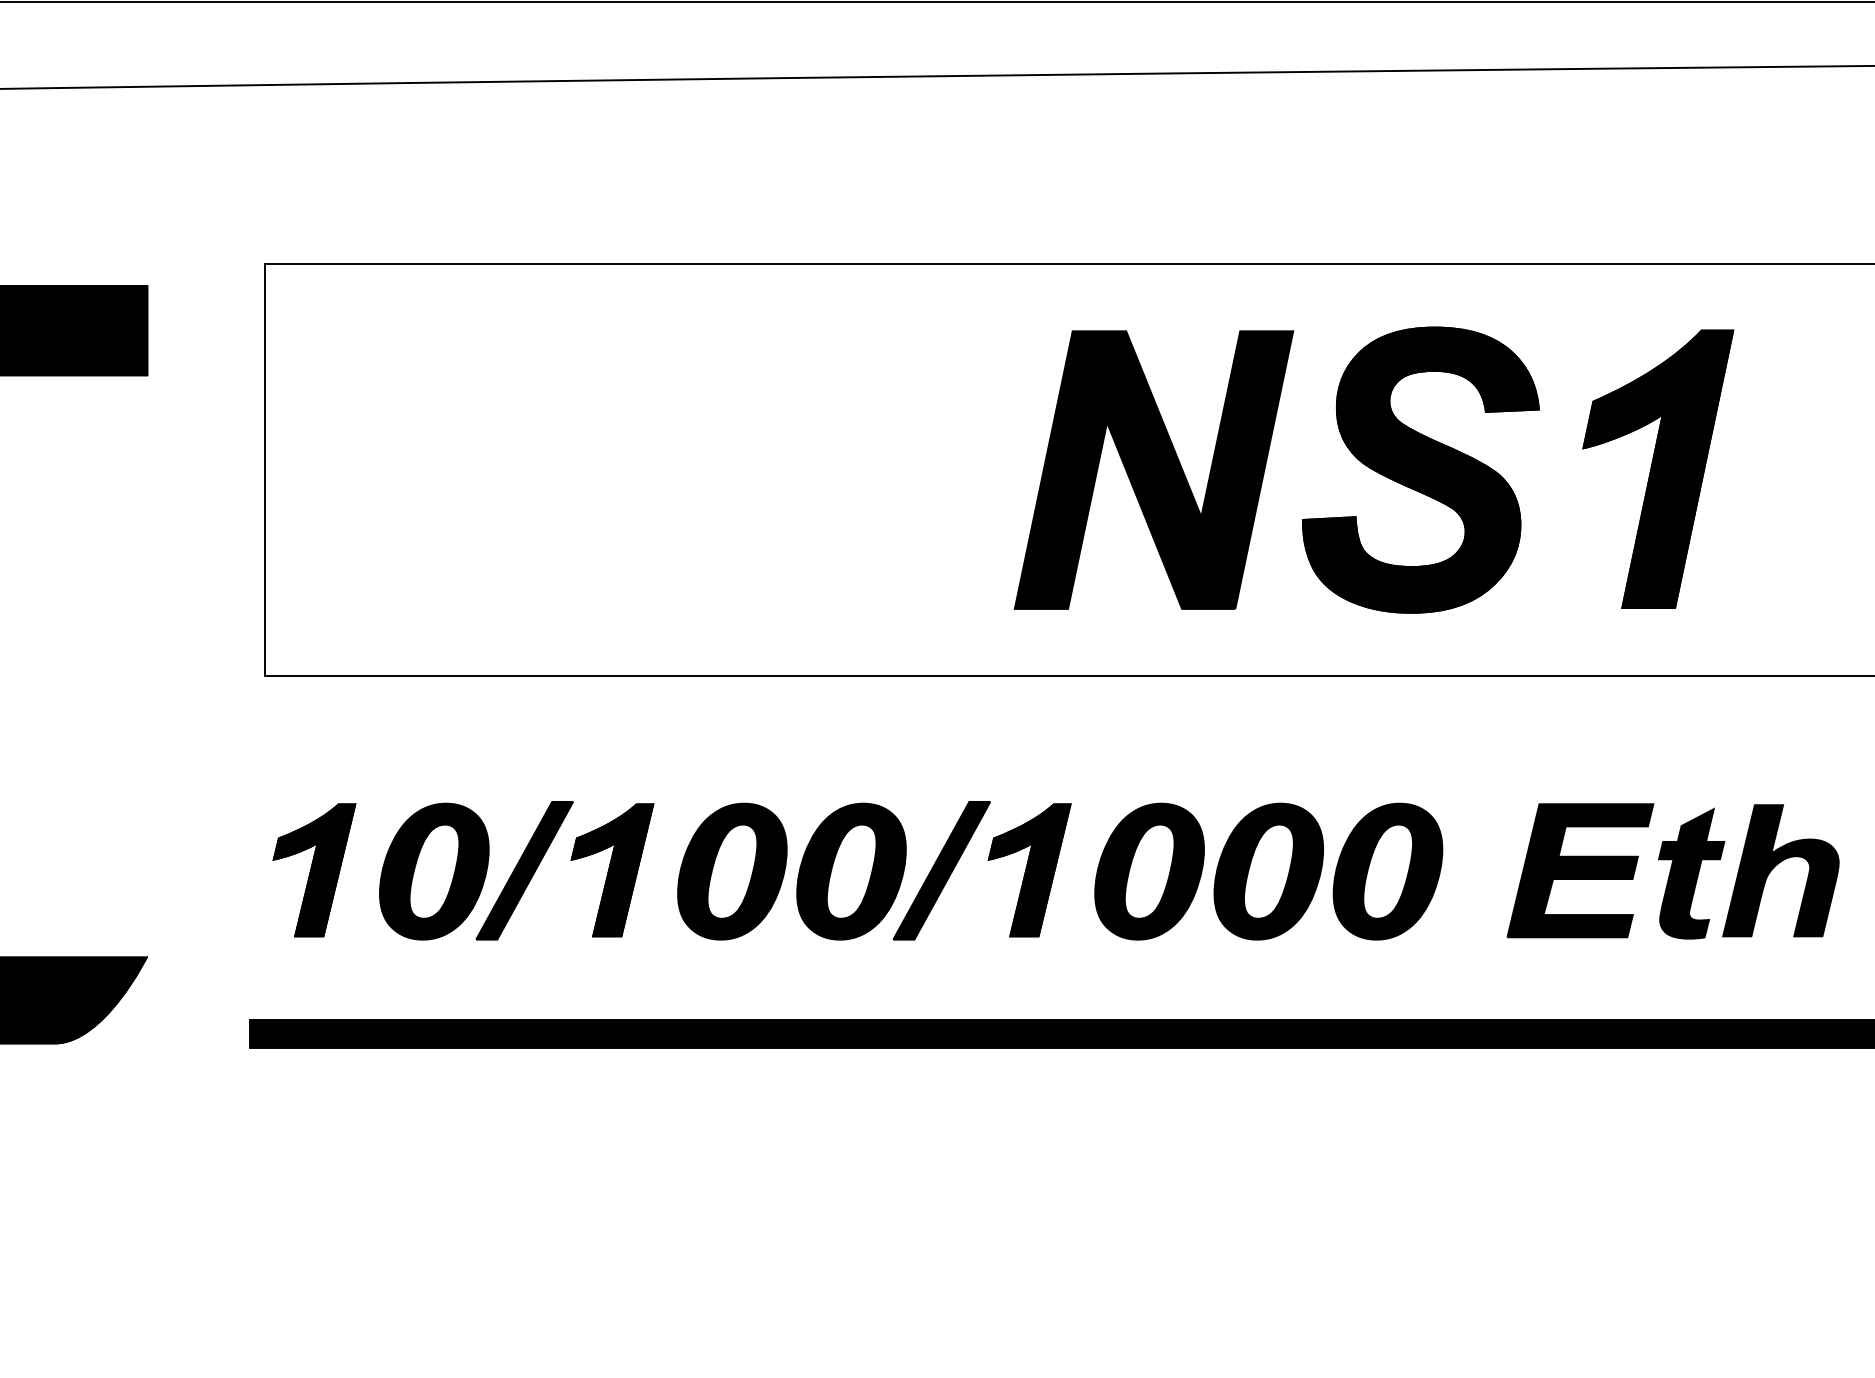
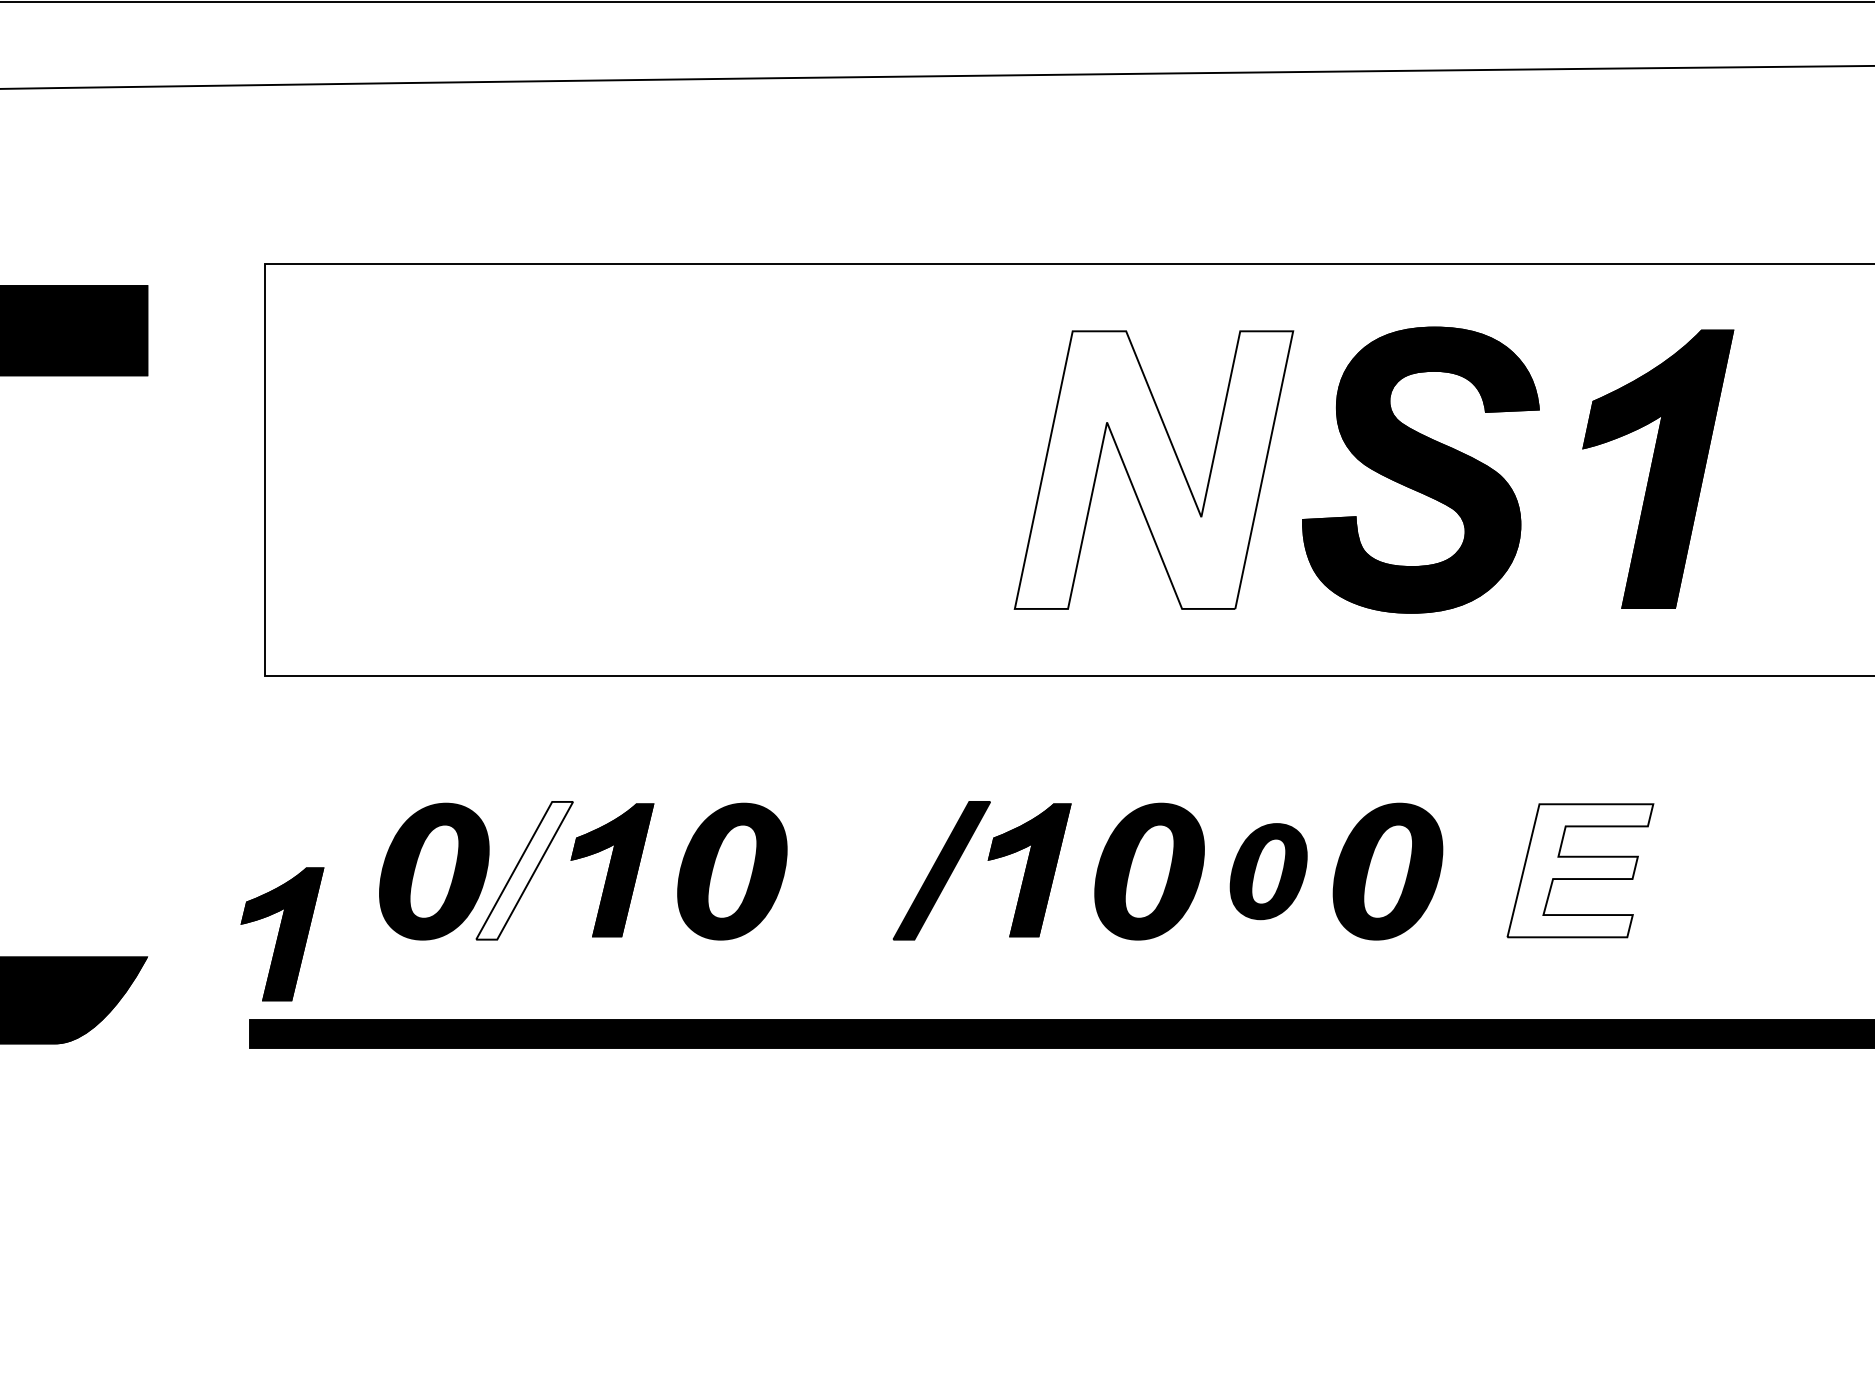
fill: present -> none (1153, 469)
part position: (314, 870) -> (282, 934) (282, 934)
fill: present -> none (524, 870)
fill: present -> none (1580, 870)
fill: present -> none (1780, 870)
part: present -> none (851, 871)
part size: 111x139 px -> 79x98 px (1268, 871)
fill: present -> none (1691, 873)
